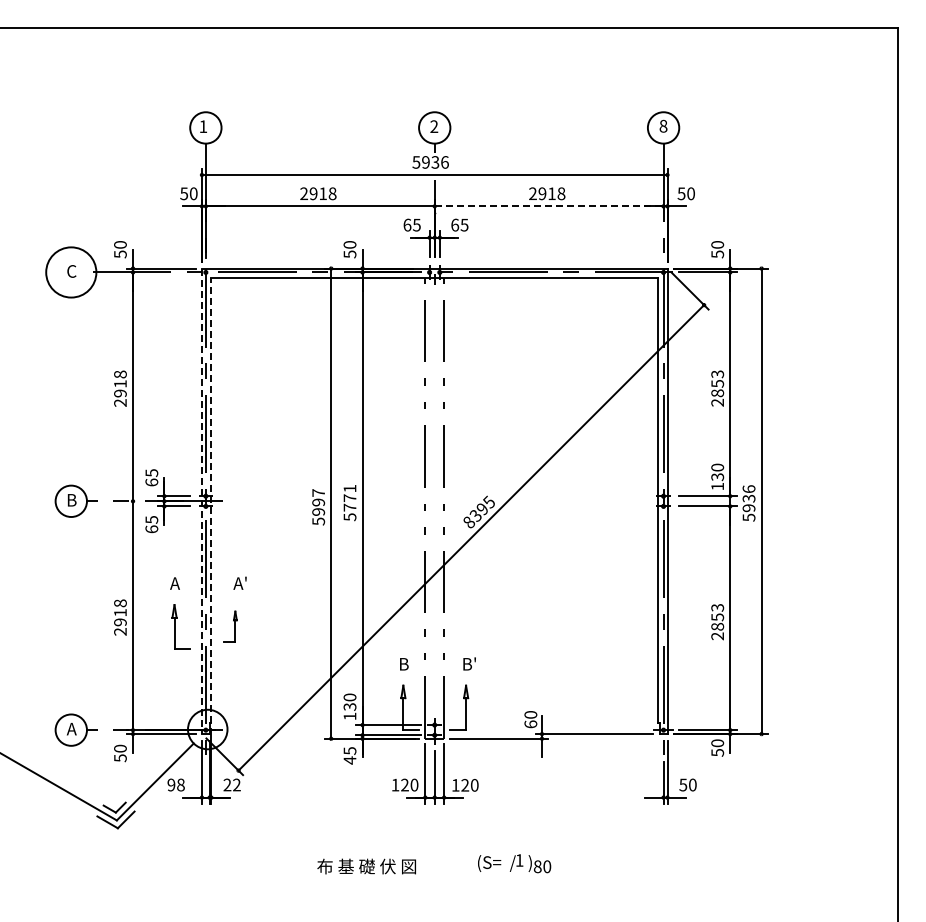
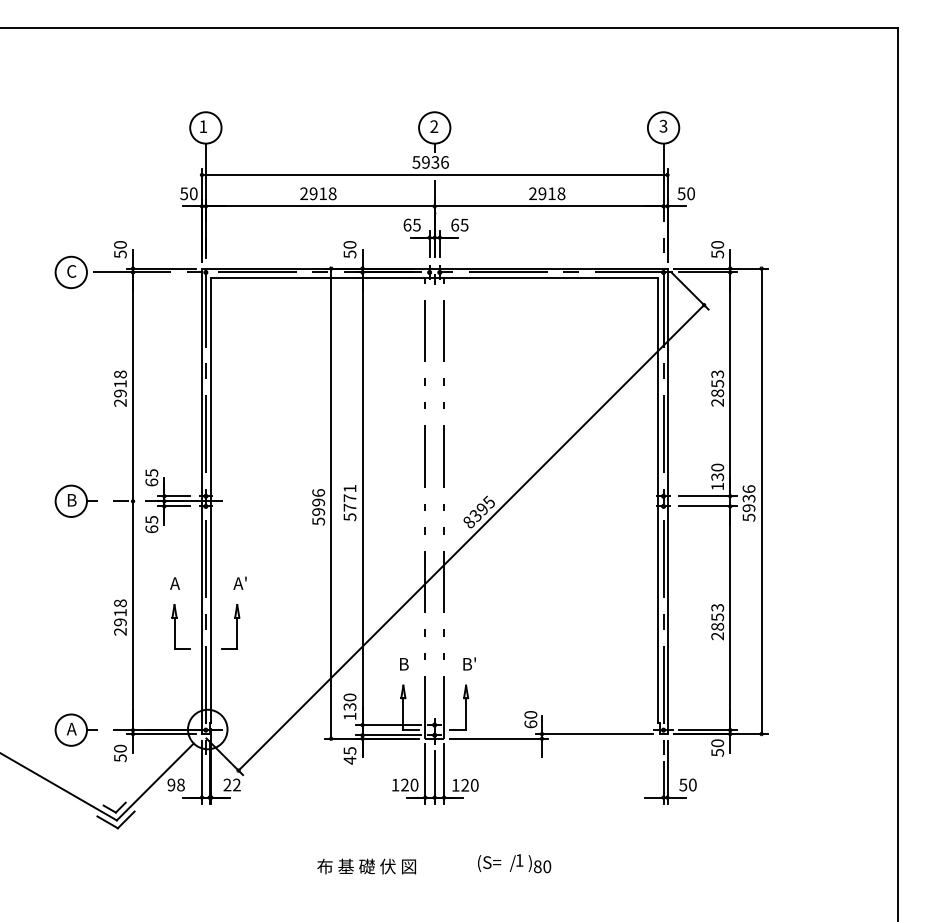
text: 8 -> 3 (663, 126)
line: dashed -> solid (549, 206)
circle diameter: 50 px -> 31 px (70, 272)
text: 5997 -> 5996 (318, 492)
line: dashed -> solid (211, 499)
line: dashed -> solid (201, 501)
part size: 15x33 px -> 20x46 px (230, 626)
